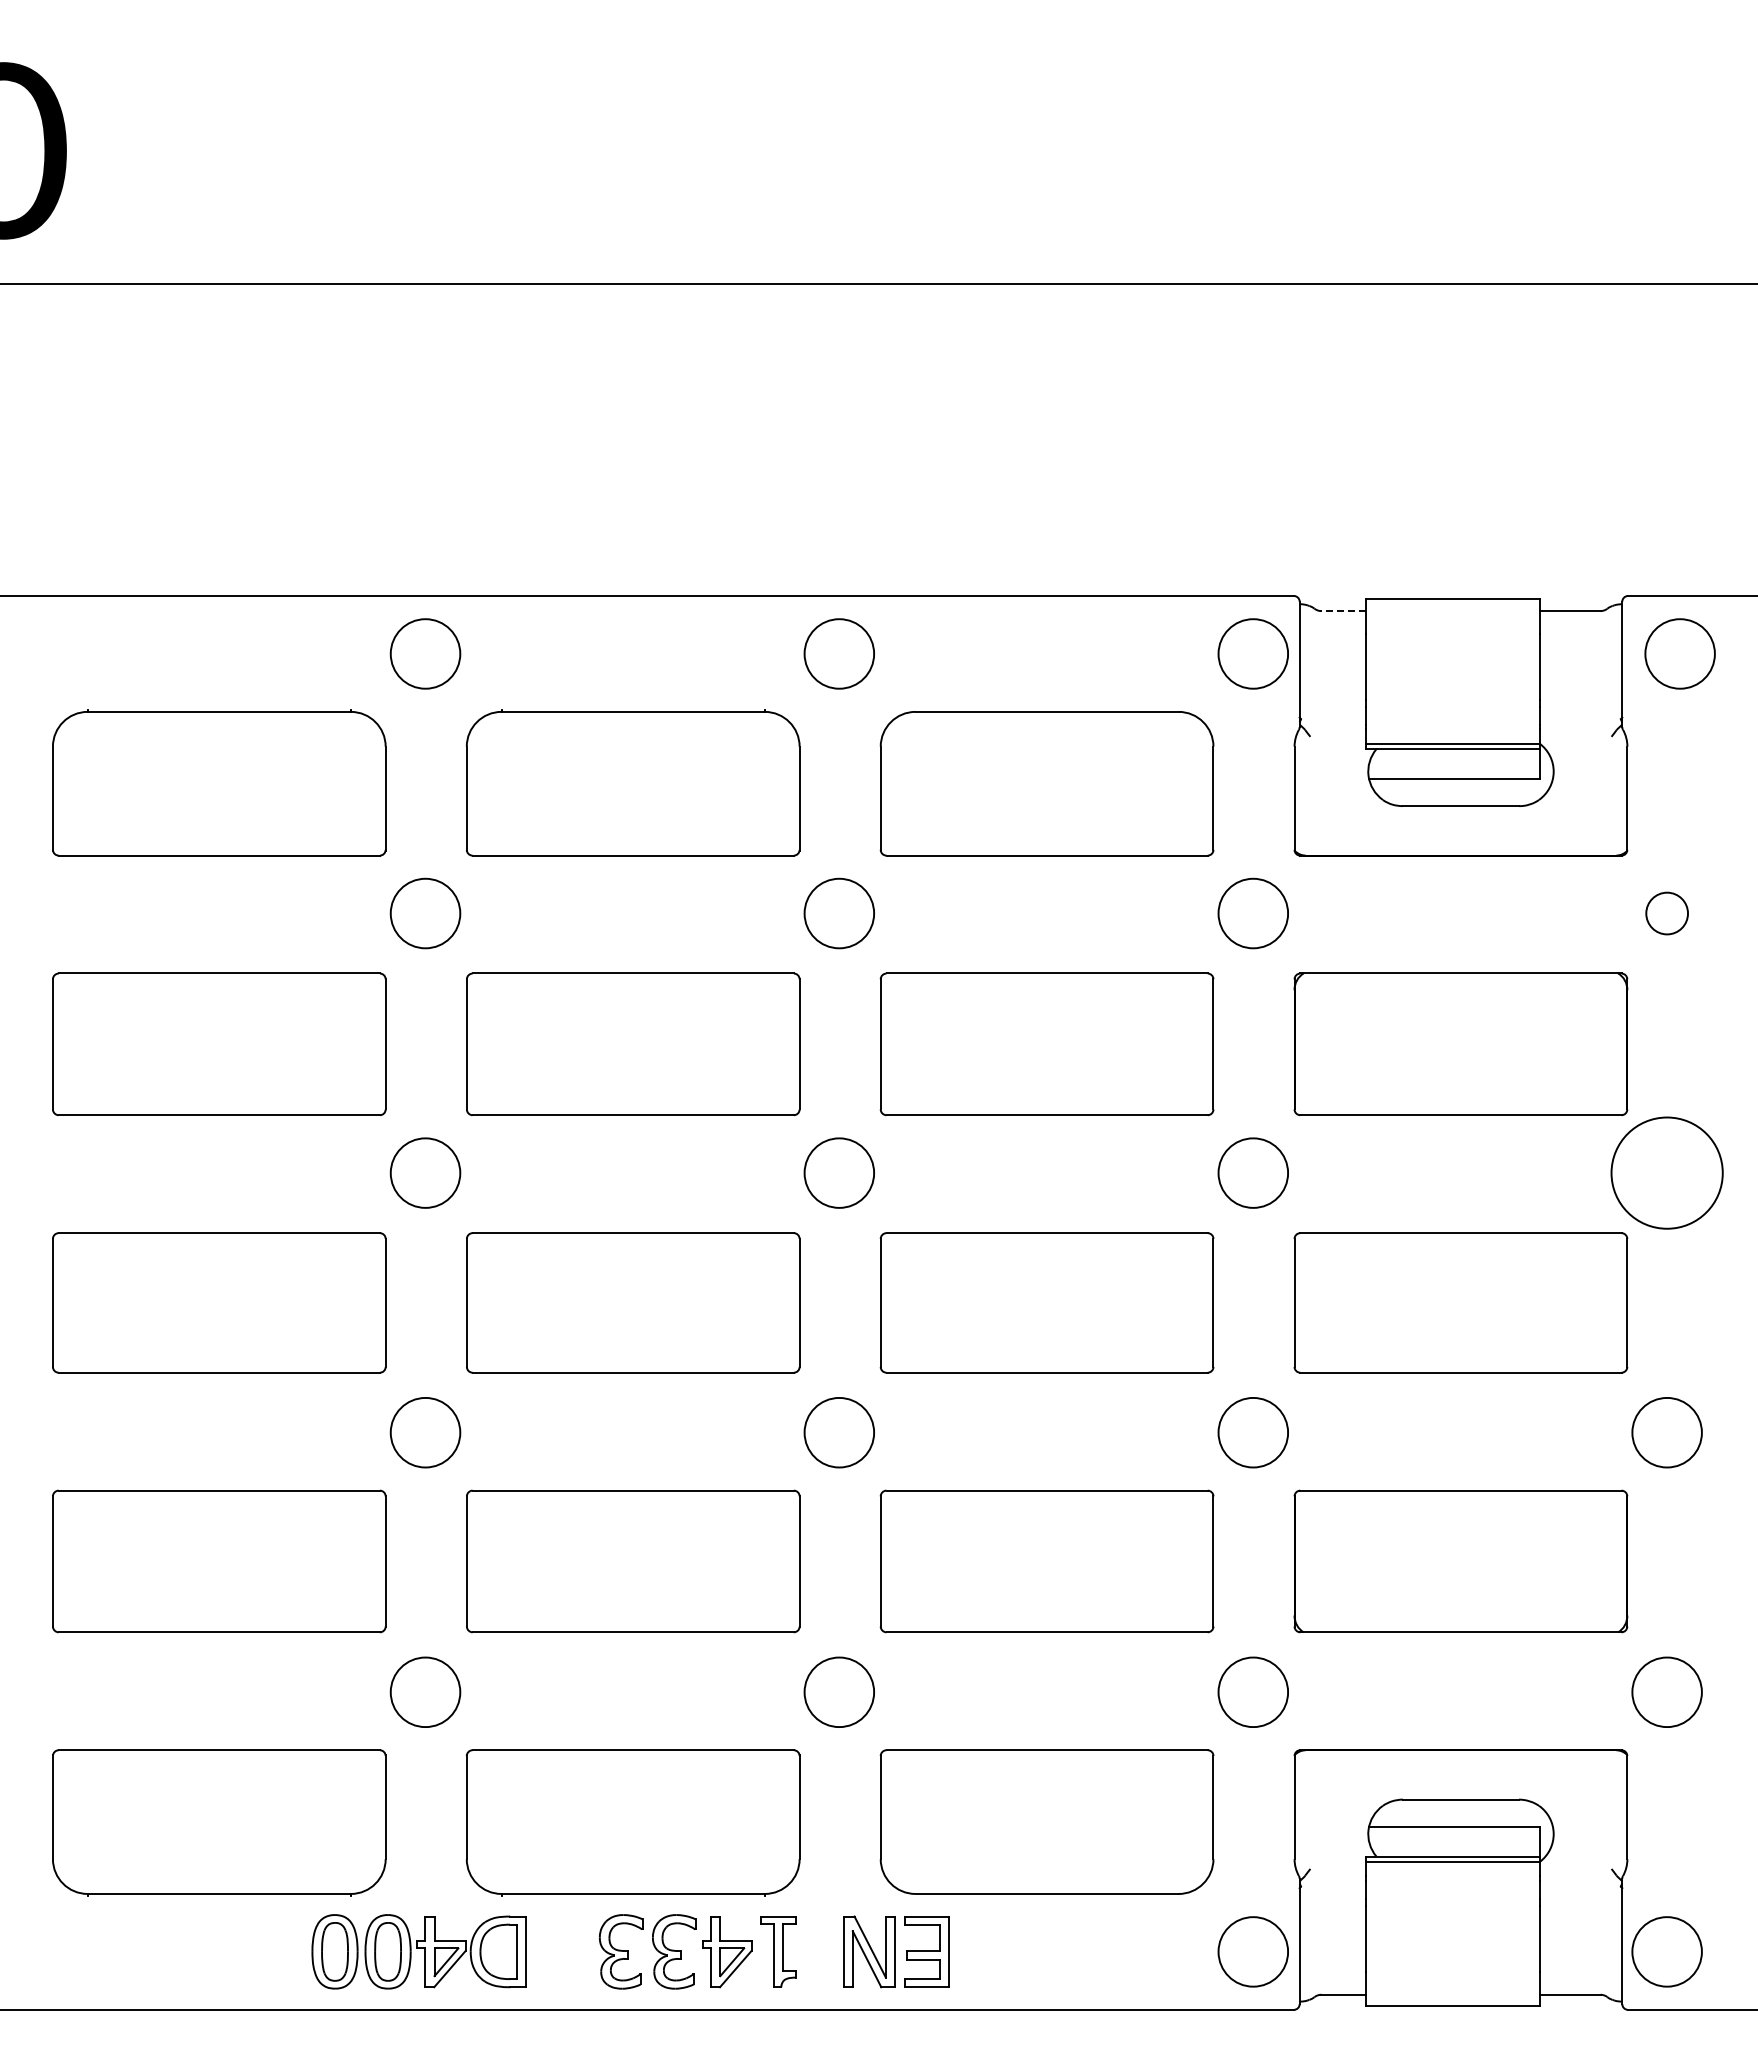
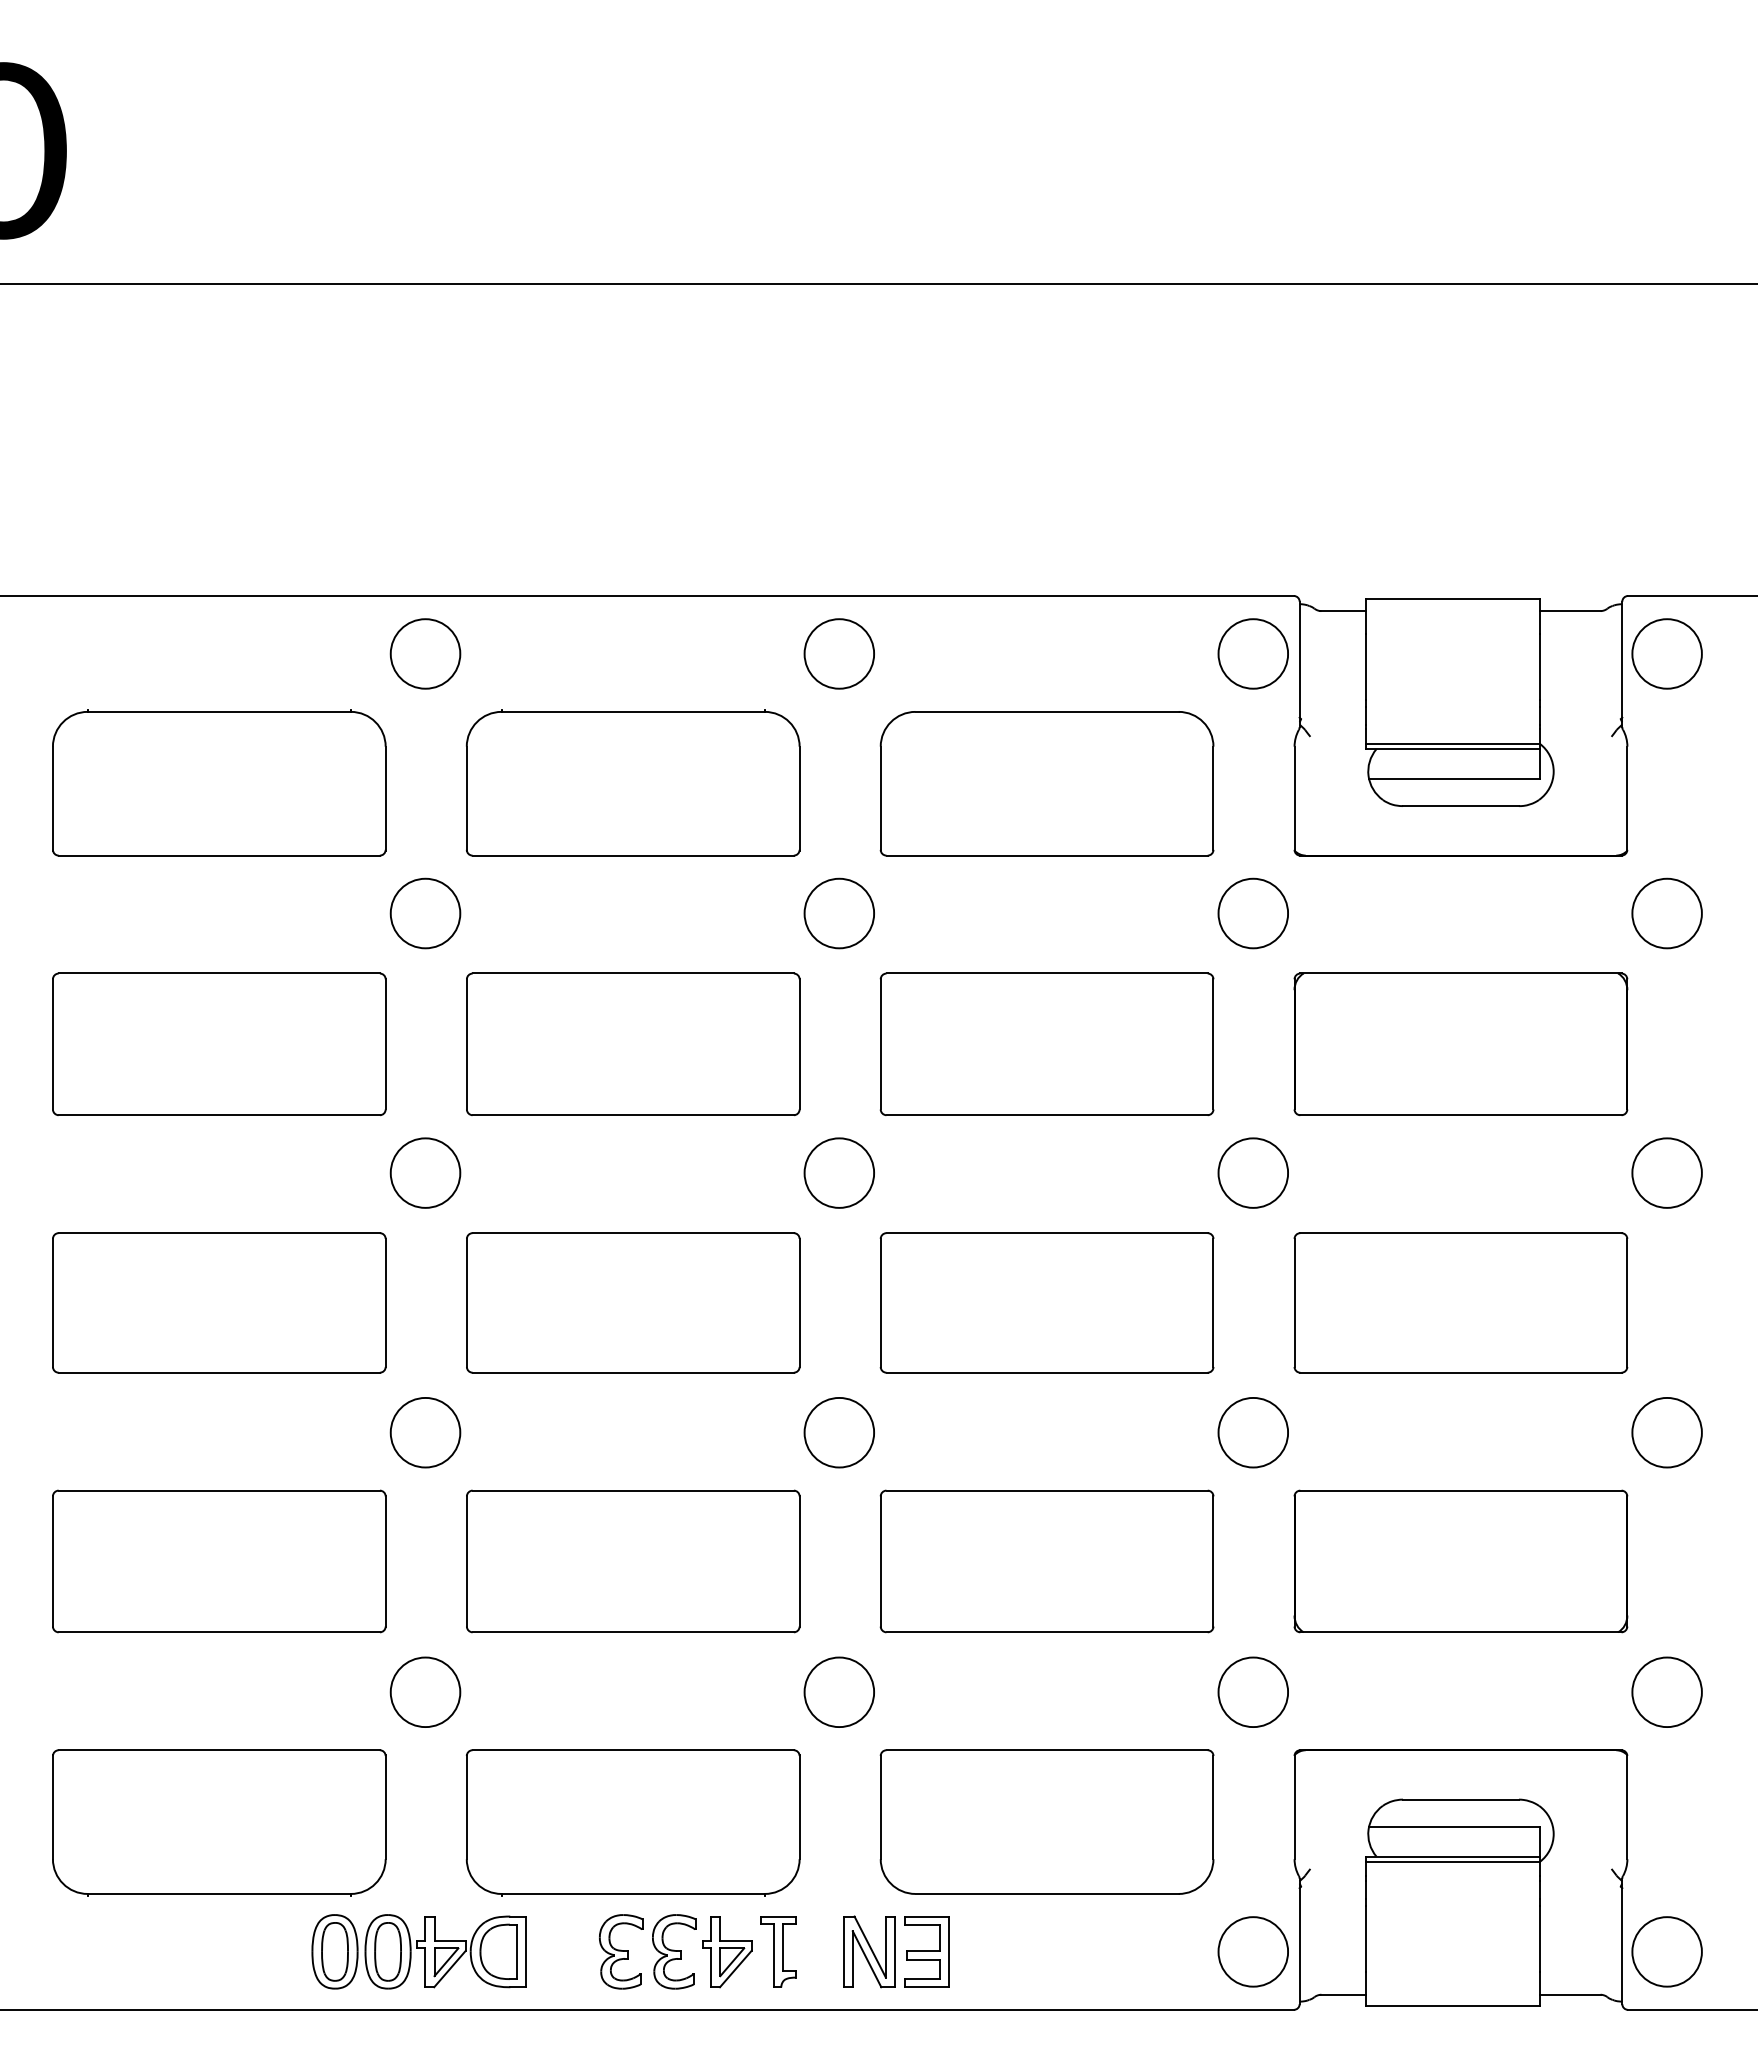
line: dashed -> solid (1343, 611)
circle position: (1679, 653) -> (1666, 653) (1666, 653)
circle diameter: 42 px -> 70 px (1666, 913)
circle diameter: 111 px -> 70 px (1666, 1172)
